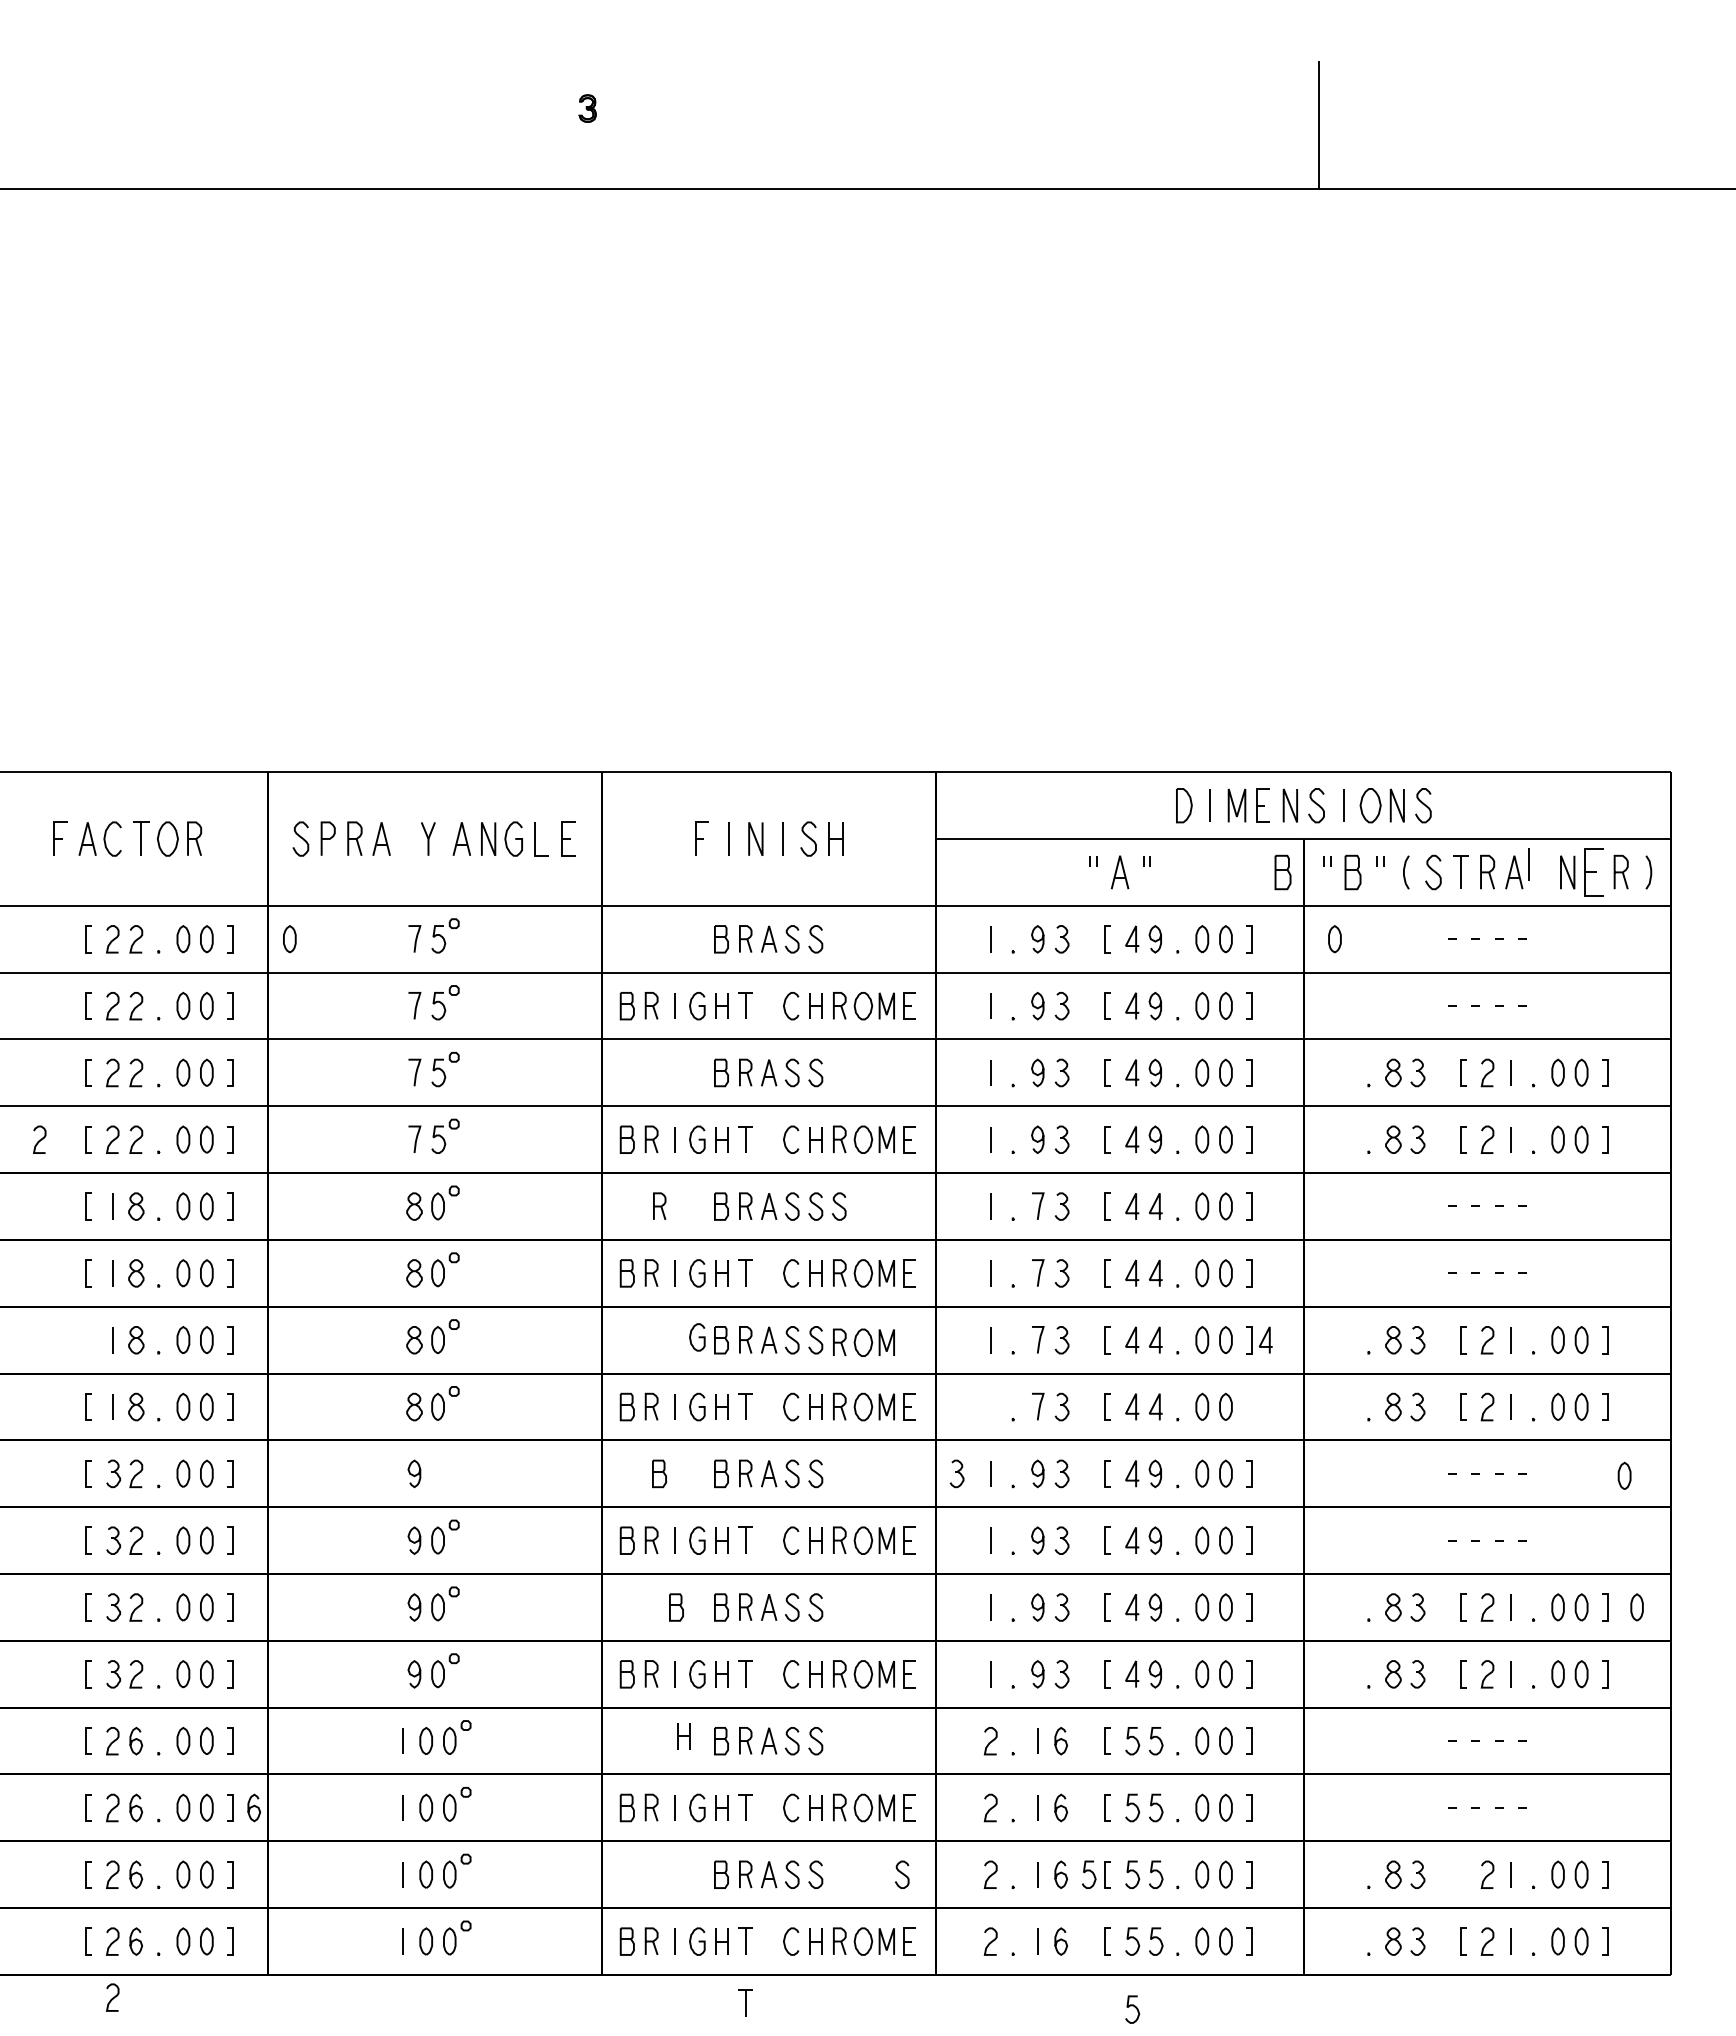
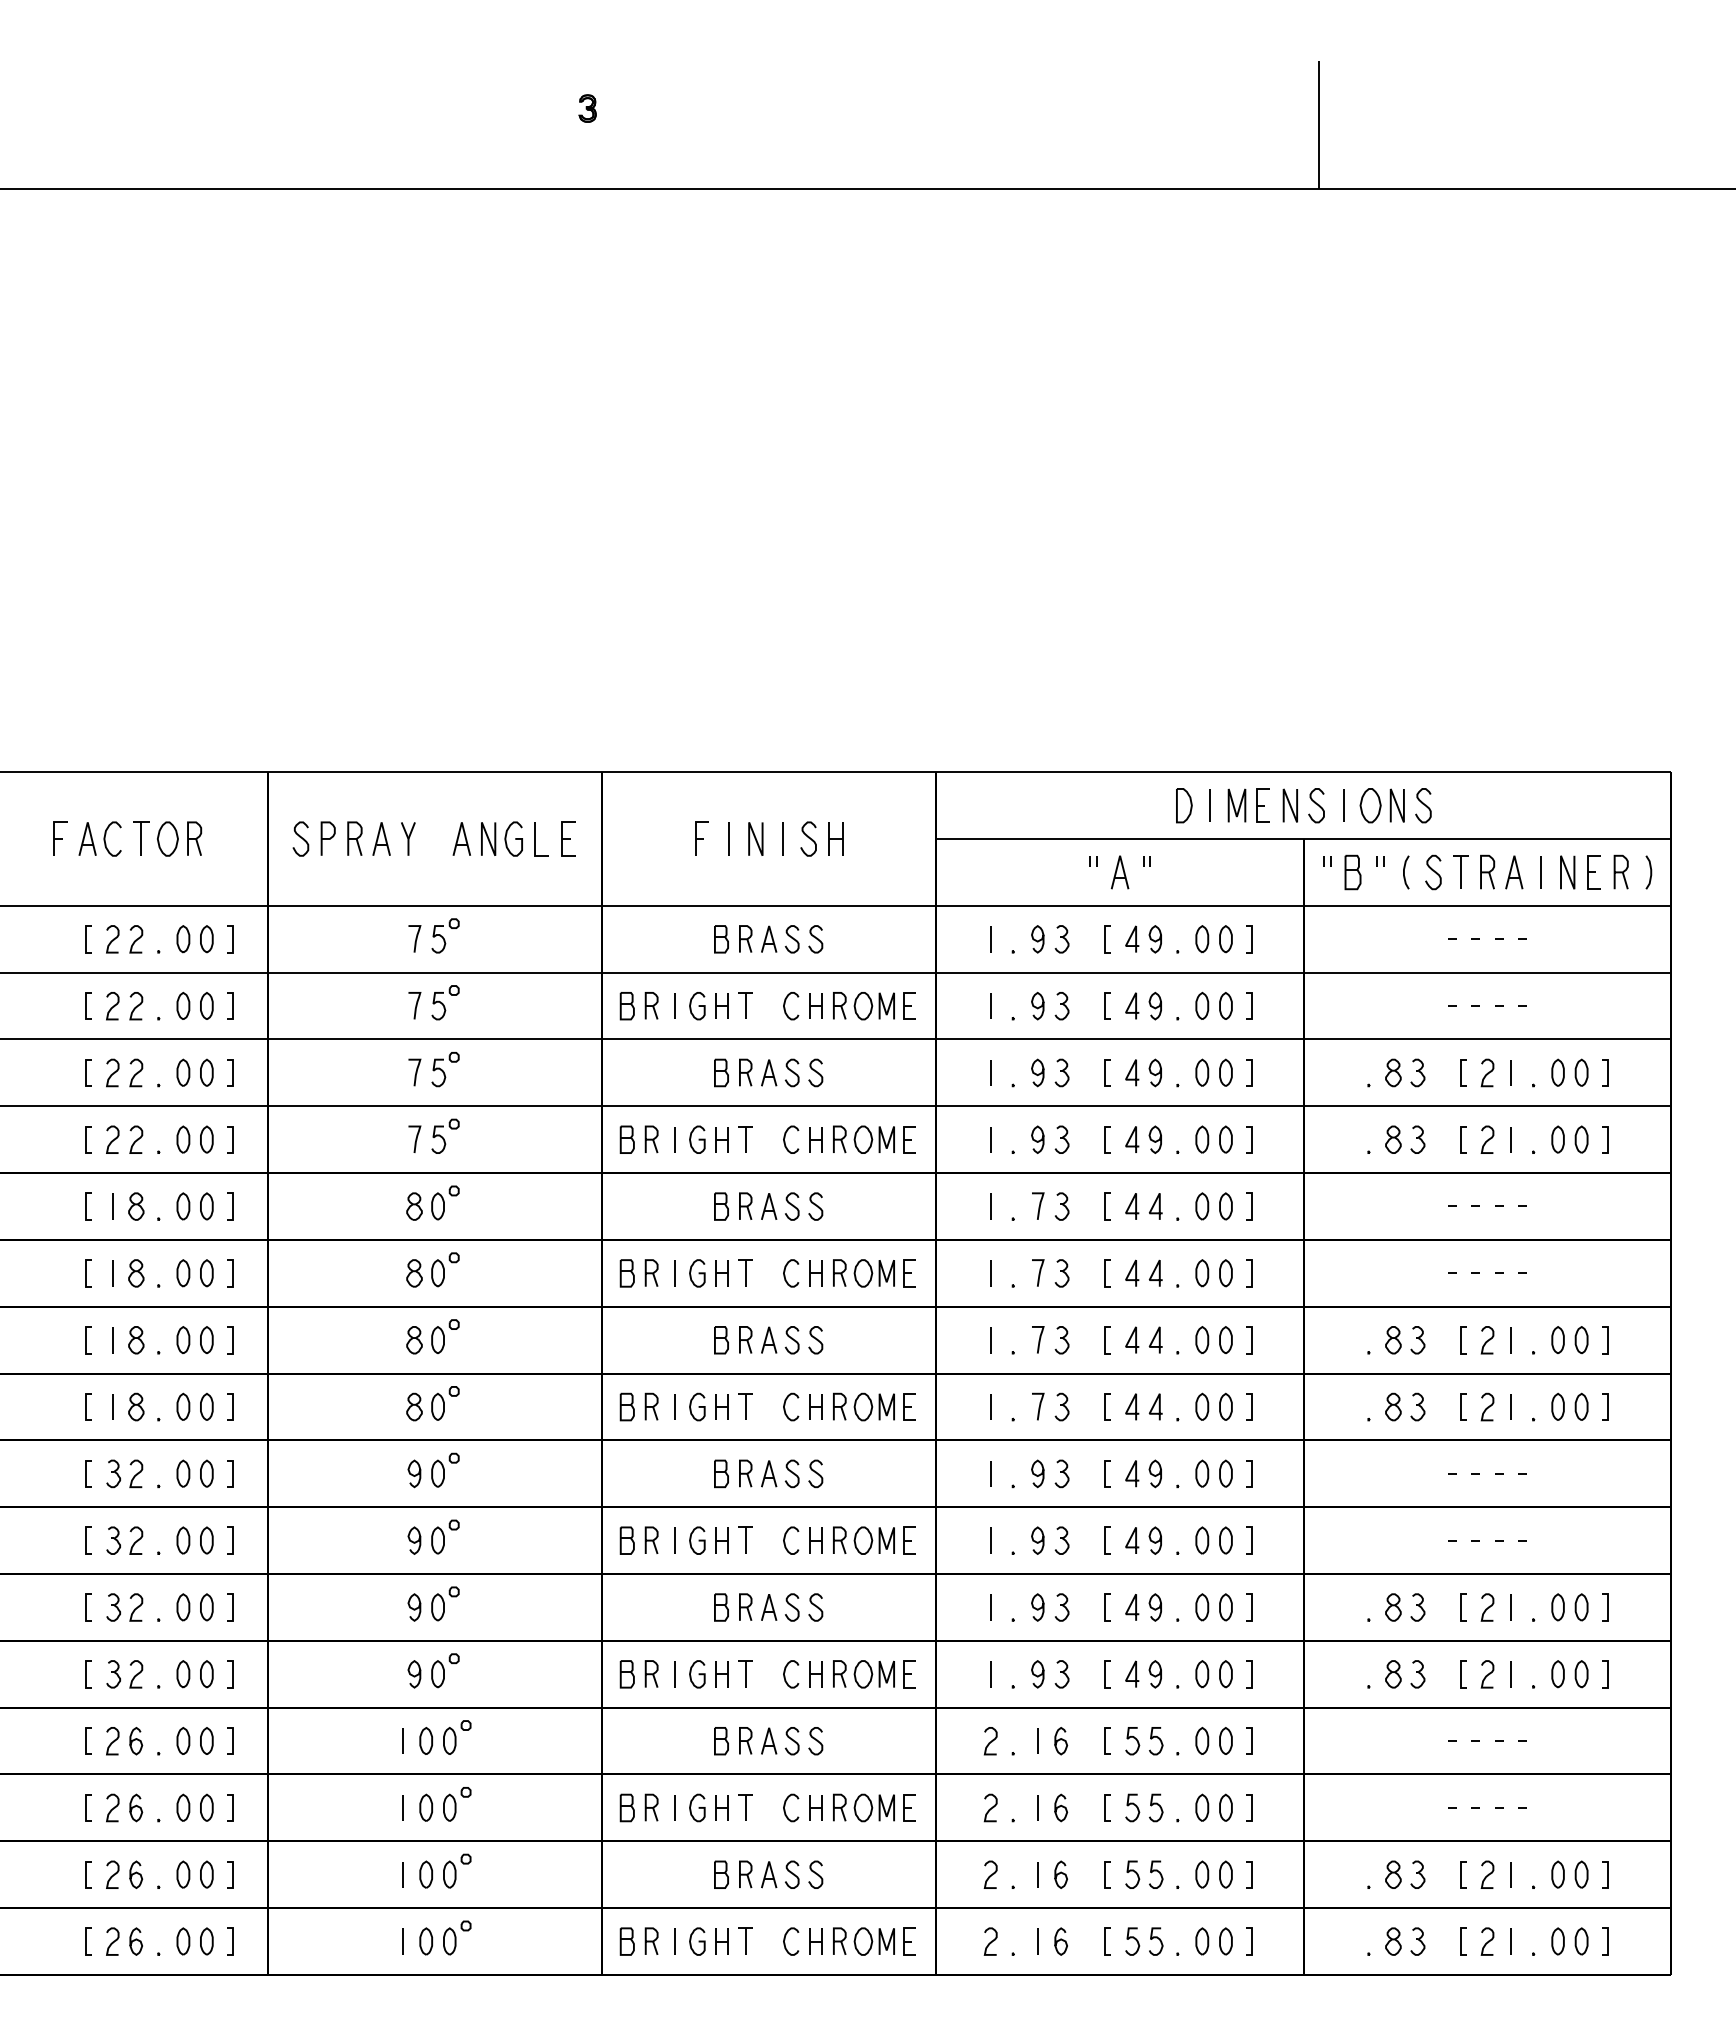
part position: (428, 838) -> (408, 838) (408, 838)
line position: (1528, 864) -> (1540, 872) (1540, 872)
part: present -> none (1282, 872)
part size: 20x49 px -> 14x35 px (1593, 872)
part: present -> none (289, 939)
part: present -> none (1334, 939)
curve: present -> none (39, 1139)
part: present -> none (659, 1205)
curve: present -> none (839, 1206)
curve: present -> none (698, 1337)
line: present -> none (1264, 1339)
line: none -> present (86, 1340)
part: present -> none (863, 1342)
line: none -> present (990, 1406)
line: none -> present (1251, 1406)
part: none -> present (445, 1469)
part: present -> none (659, 1473)
part: present -> none (956, 1473)
part: present -> none (1624, 1475)
part: present -> none (676, 1607)
part: present -> none (1636, 1607)
part: present -> none (683, 1736)
curve: present -> none (254, 1806)
curve: present -> none (1090, 1872)
curve: present -> none (902, 1874)
line: none -> present (1461, 1874)
curve: present -> none (112, 1997)
part: present -> none (745, 2002)
curve: present -> none (1134, 2007)
